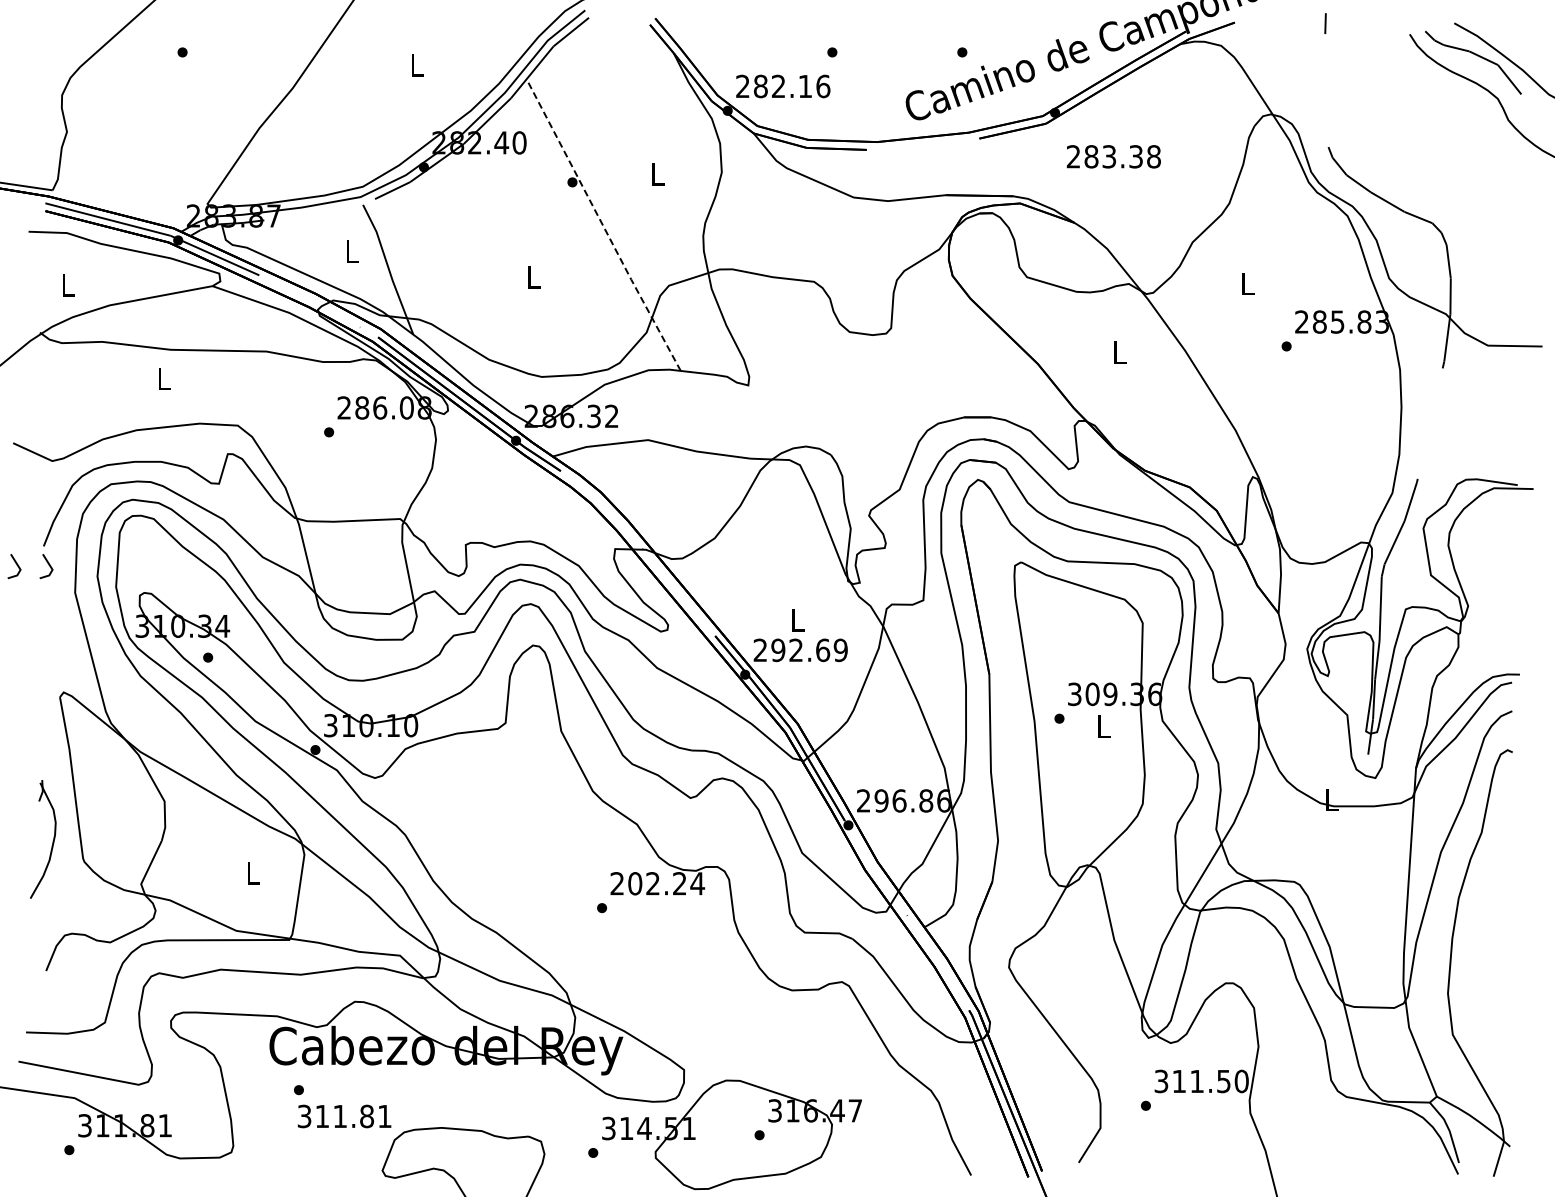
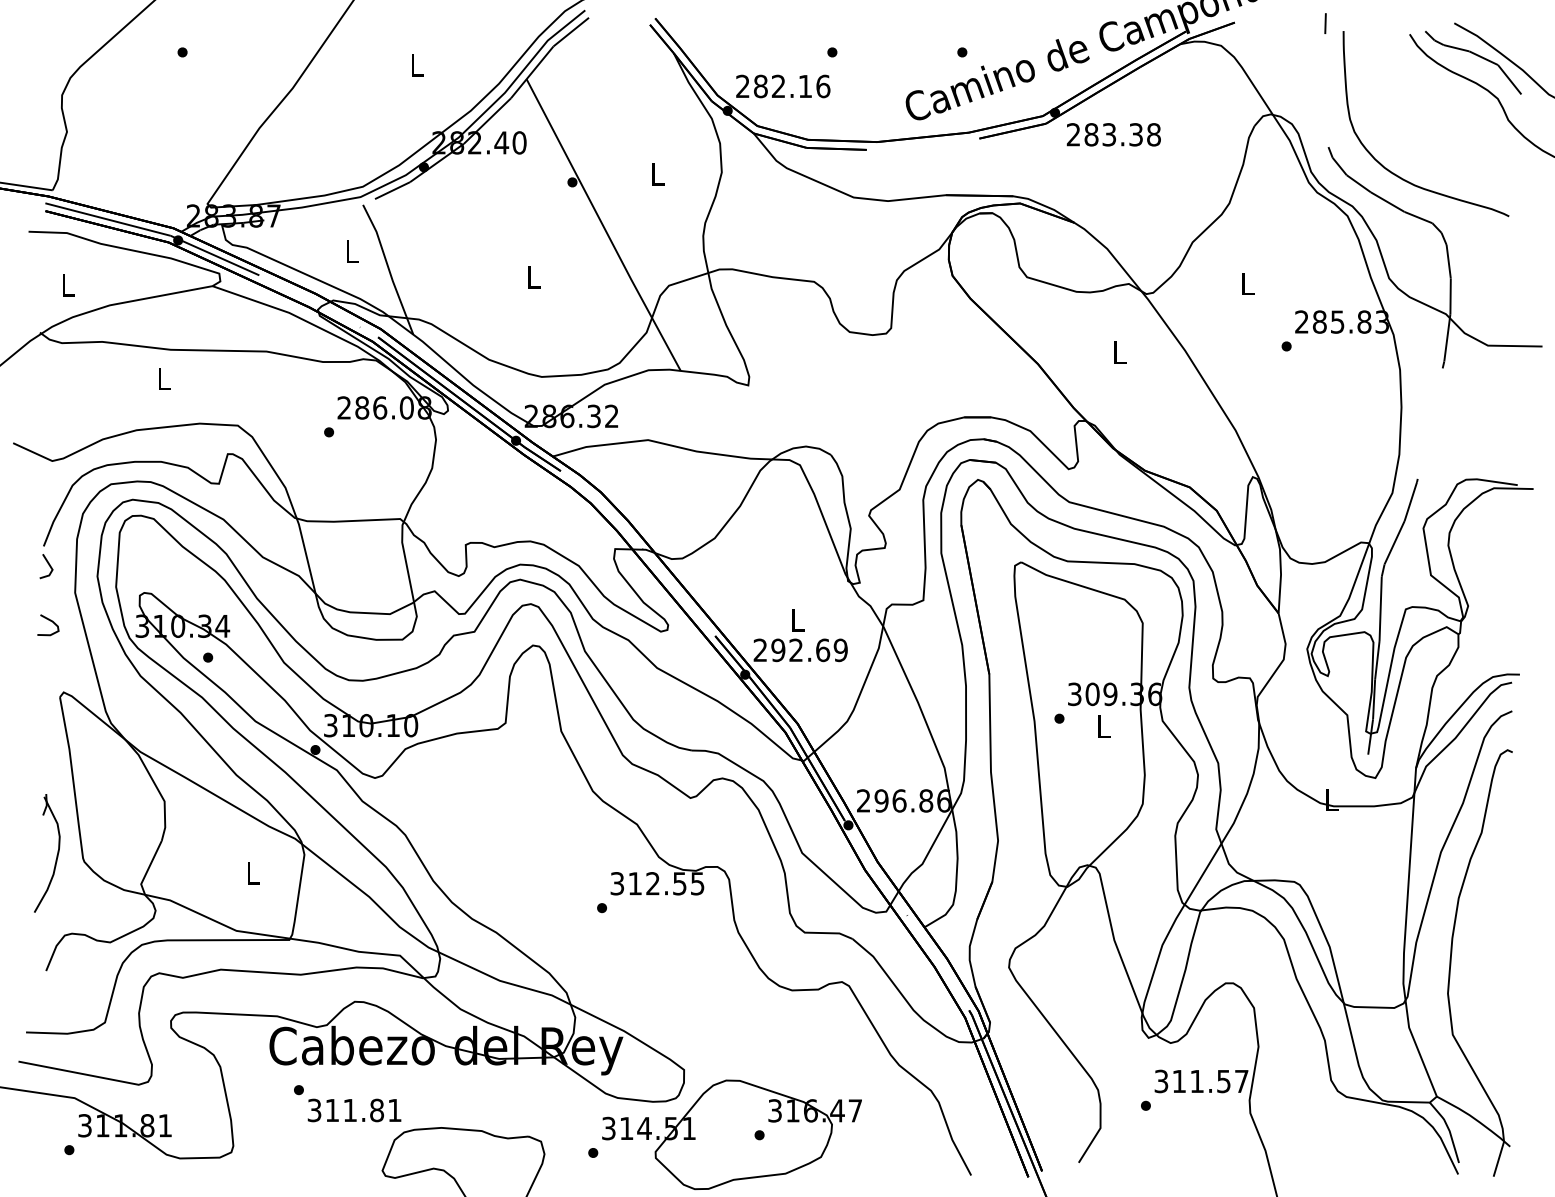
text position: (1113, 156) -> (1113, 134) (1113, 134)
curve: none -> present (1395, 173)
line: dashed -> solid (603, 225)
line: present -> none (16, 565)
curve: none -> present (50, 621)
part position: (52, 841) -> (56, 855) (56, 855)
text: 202.24 -> 312.55 (657, 883)
text: 311.50 -> 311.57 (1241, 1081)
text position: (344, 1116) -> (354, 1110) (354, 1110)
